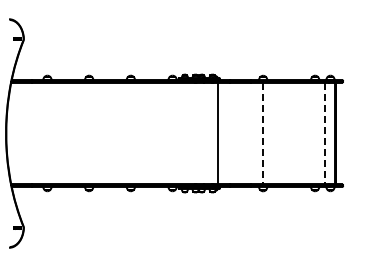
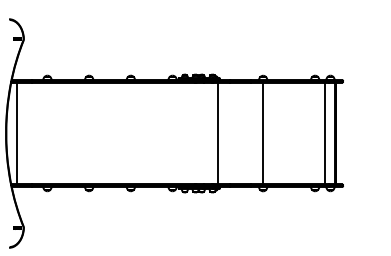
line: none -> present (16, 133)
line: dashed -> solid (262, 133)
line: dashed -> solid (325, 133)
